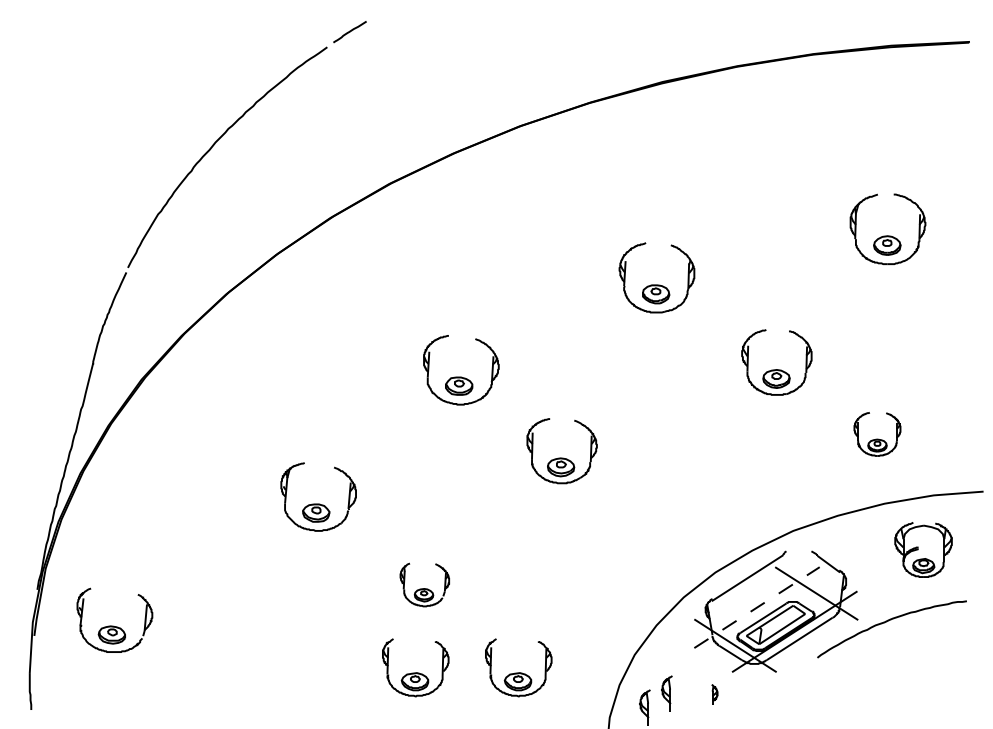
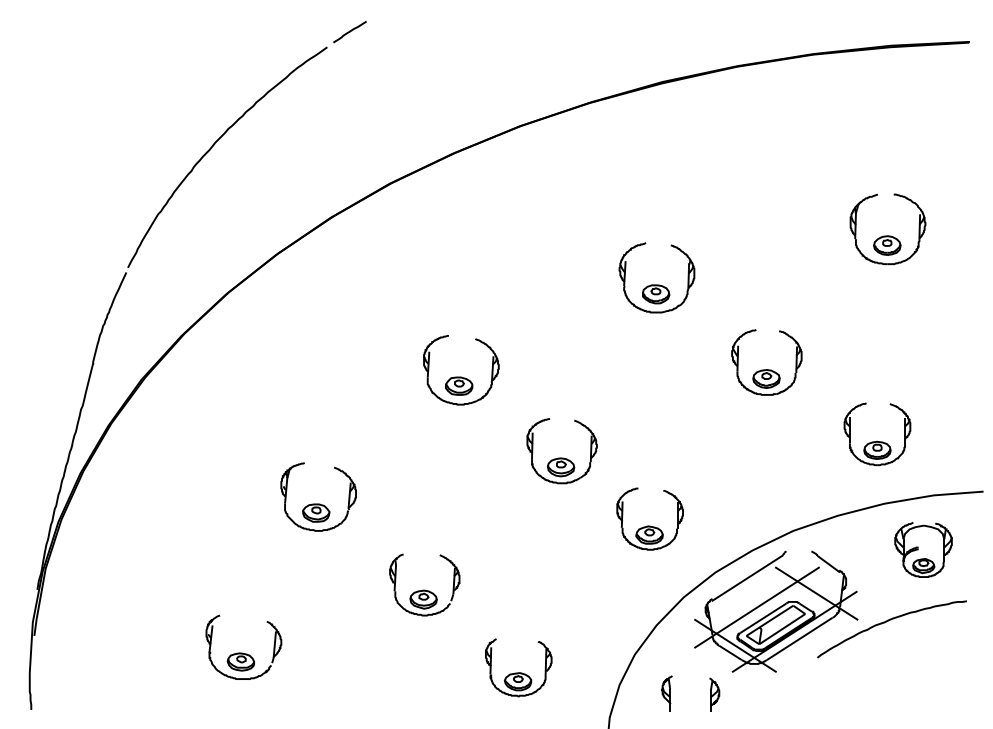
part position: (776, 369) -> (766, 369) (766, 369)
part size: 49x45 px -> 69x65 px (877, 434)
part: none -> present (649, 525)
part size: 51x46 px -> 72x64 px (424, 584)
line: dashed -> solid (757, 607)
part position: (113, 625) -> (242, 652) (242, 652)
part: present -> none (415, 667)
part size: 8x21 px -> 12x35 px (714, 694)
part: present -> none (644, 707)
